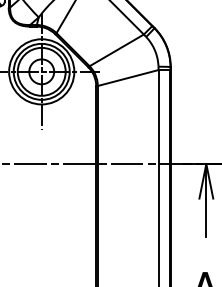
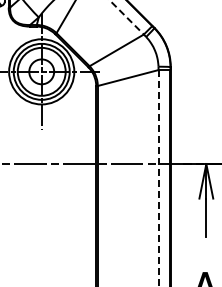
line: solid -> dashed (126, 17)
line: solid -> dashed (158, 179)
